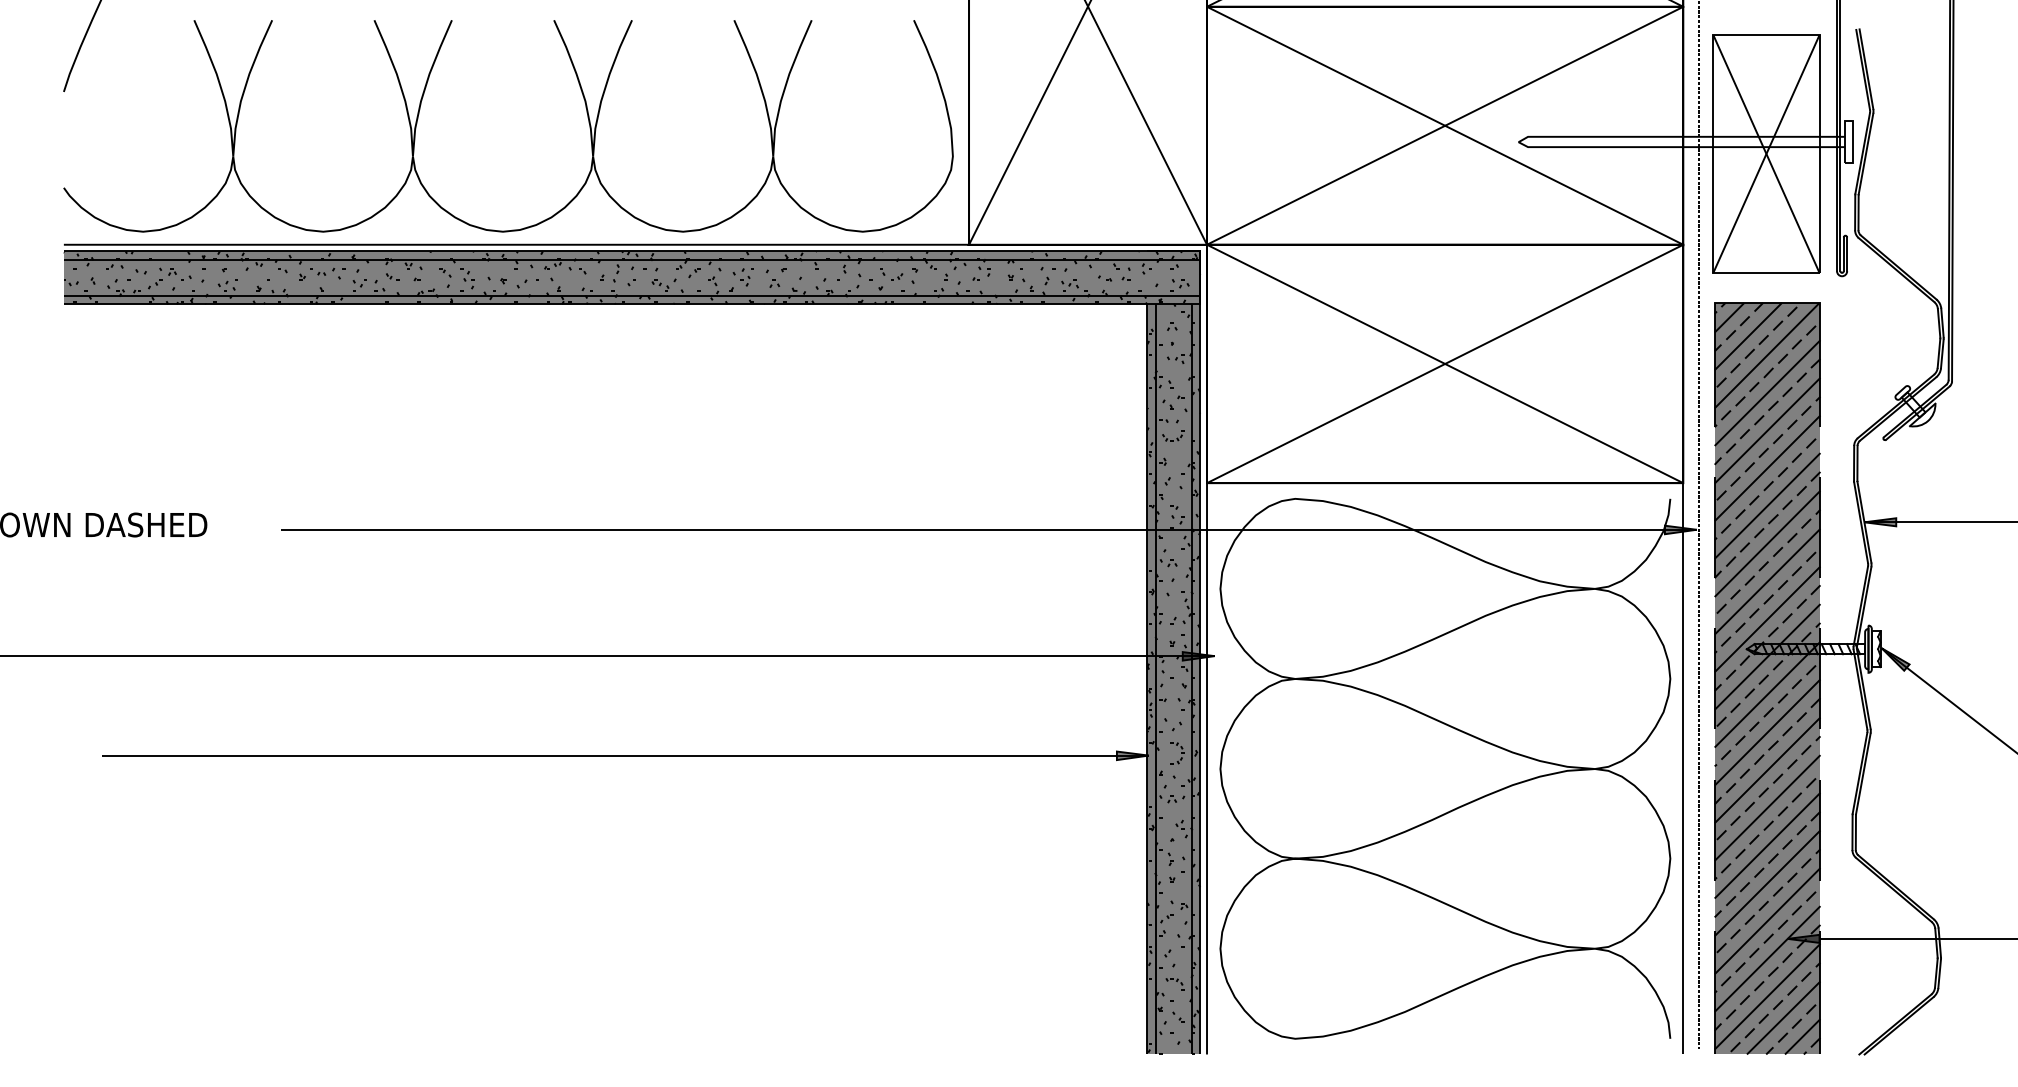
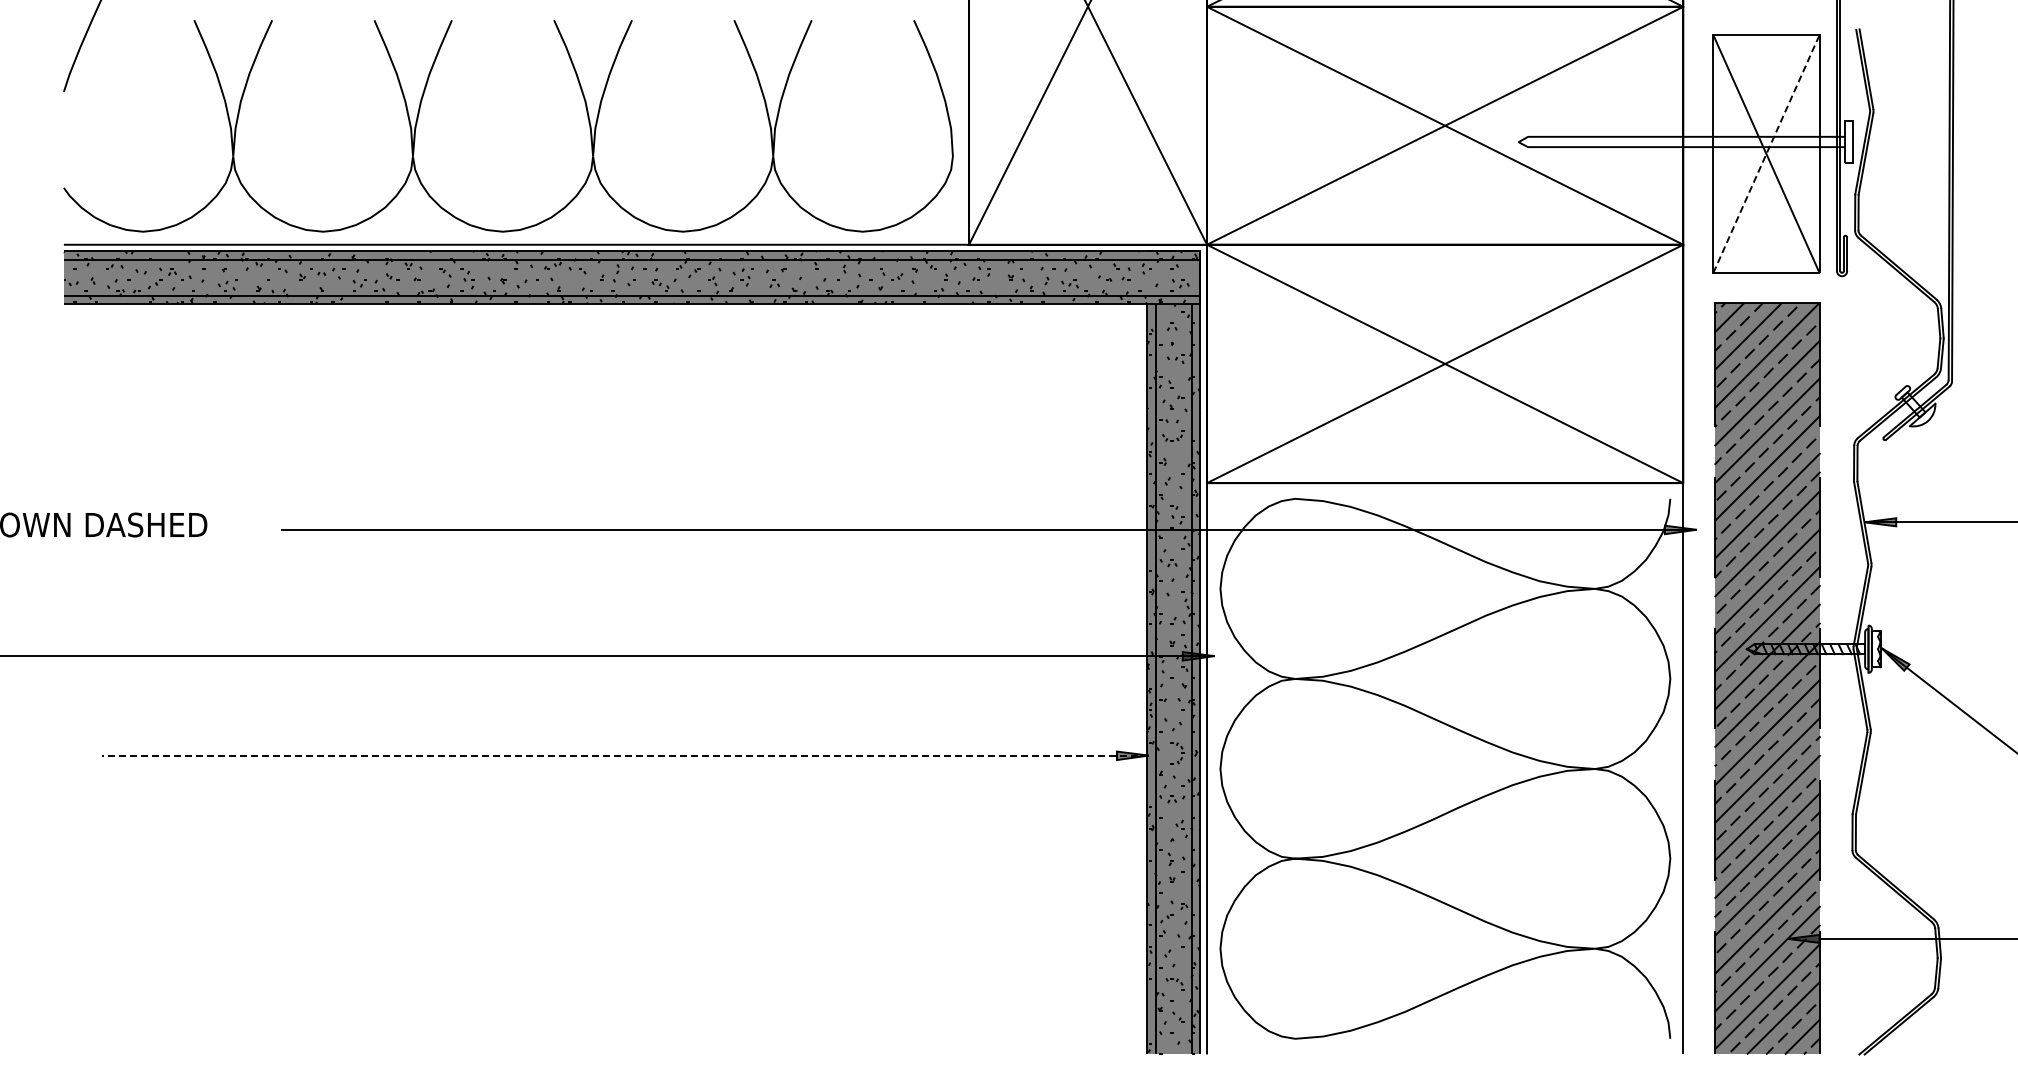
line: solid -> dashed (1766, 153)
line: present -> none (1699, 525)
line: solid -> dashed (624, 755)
